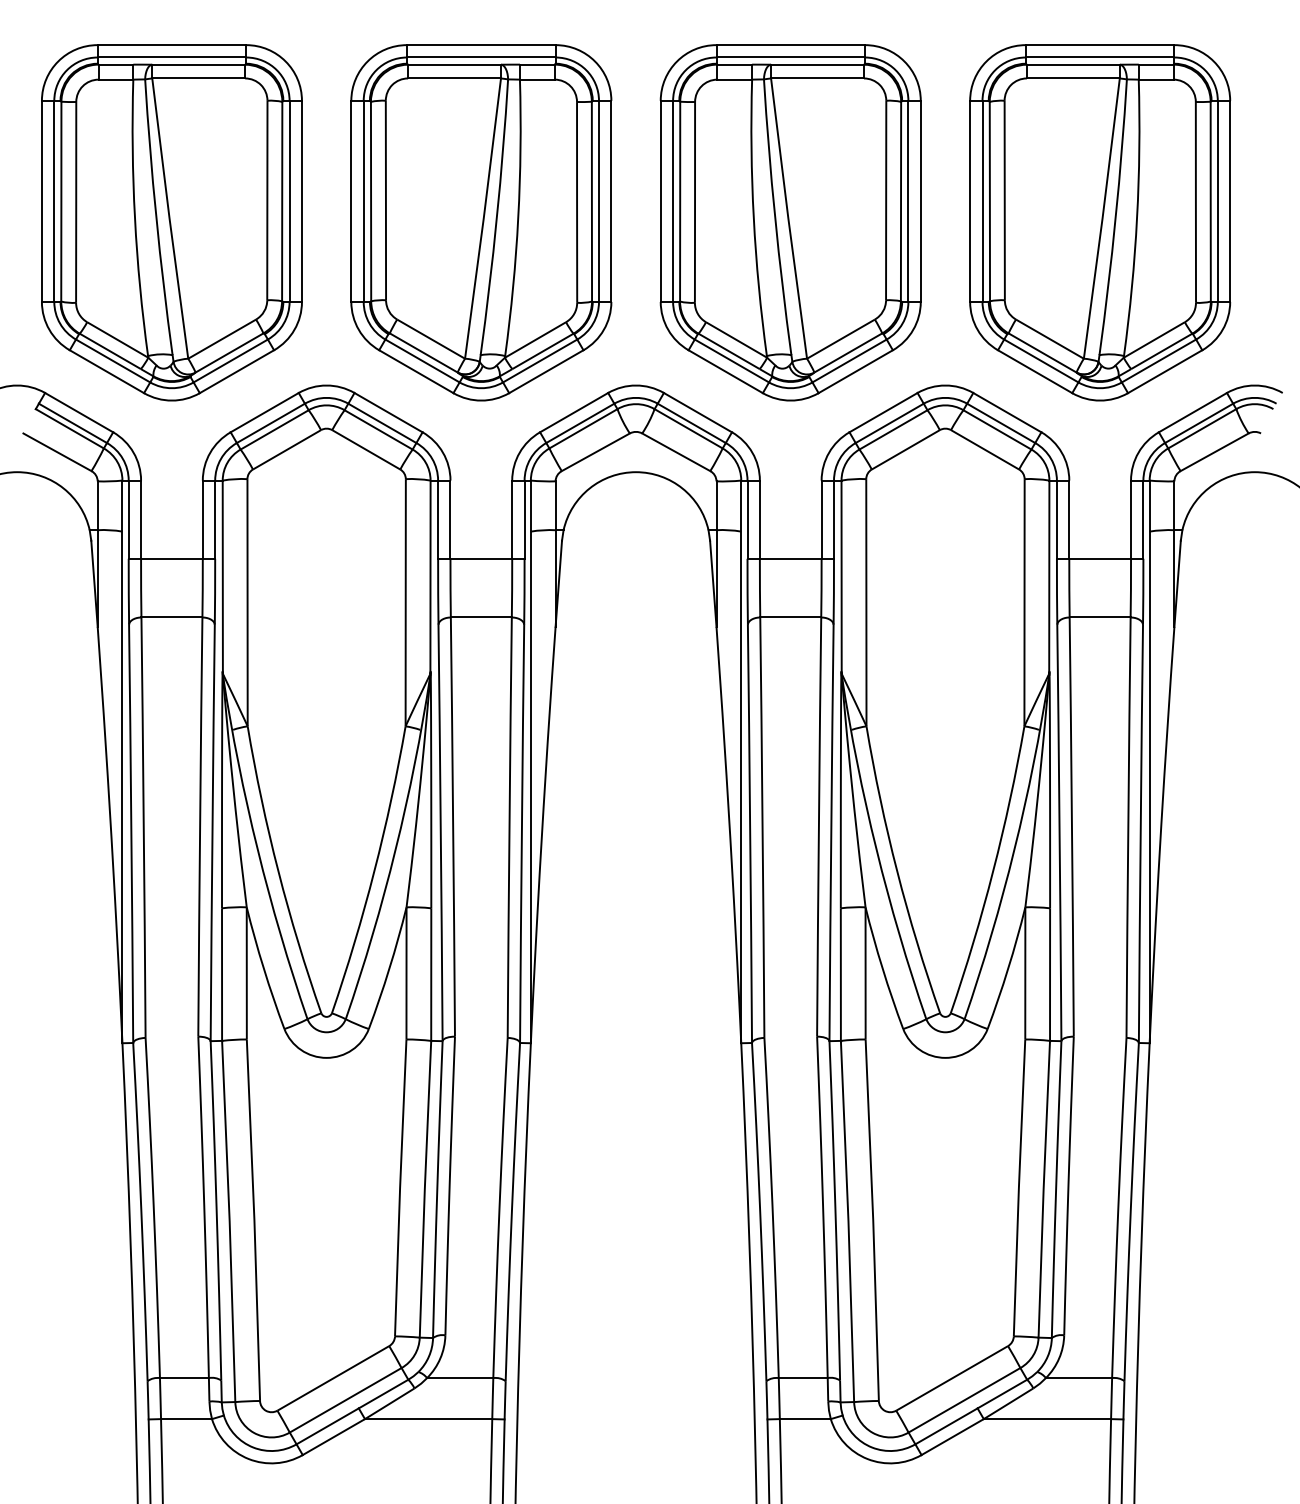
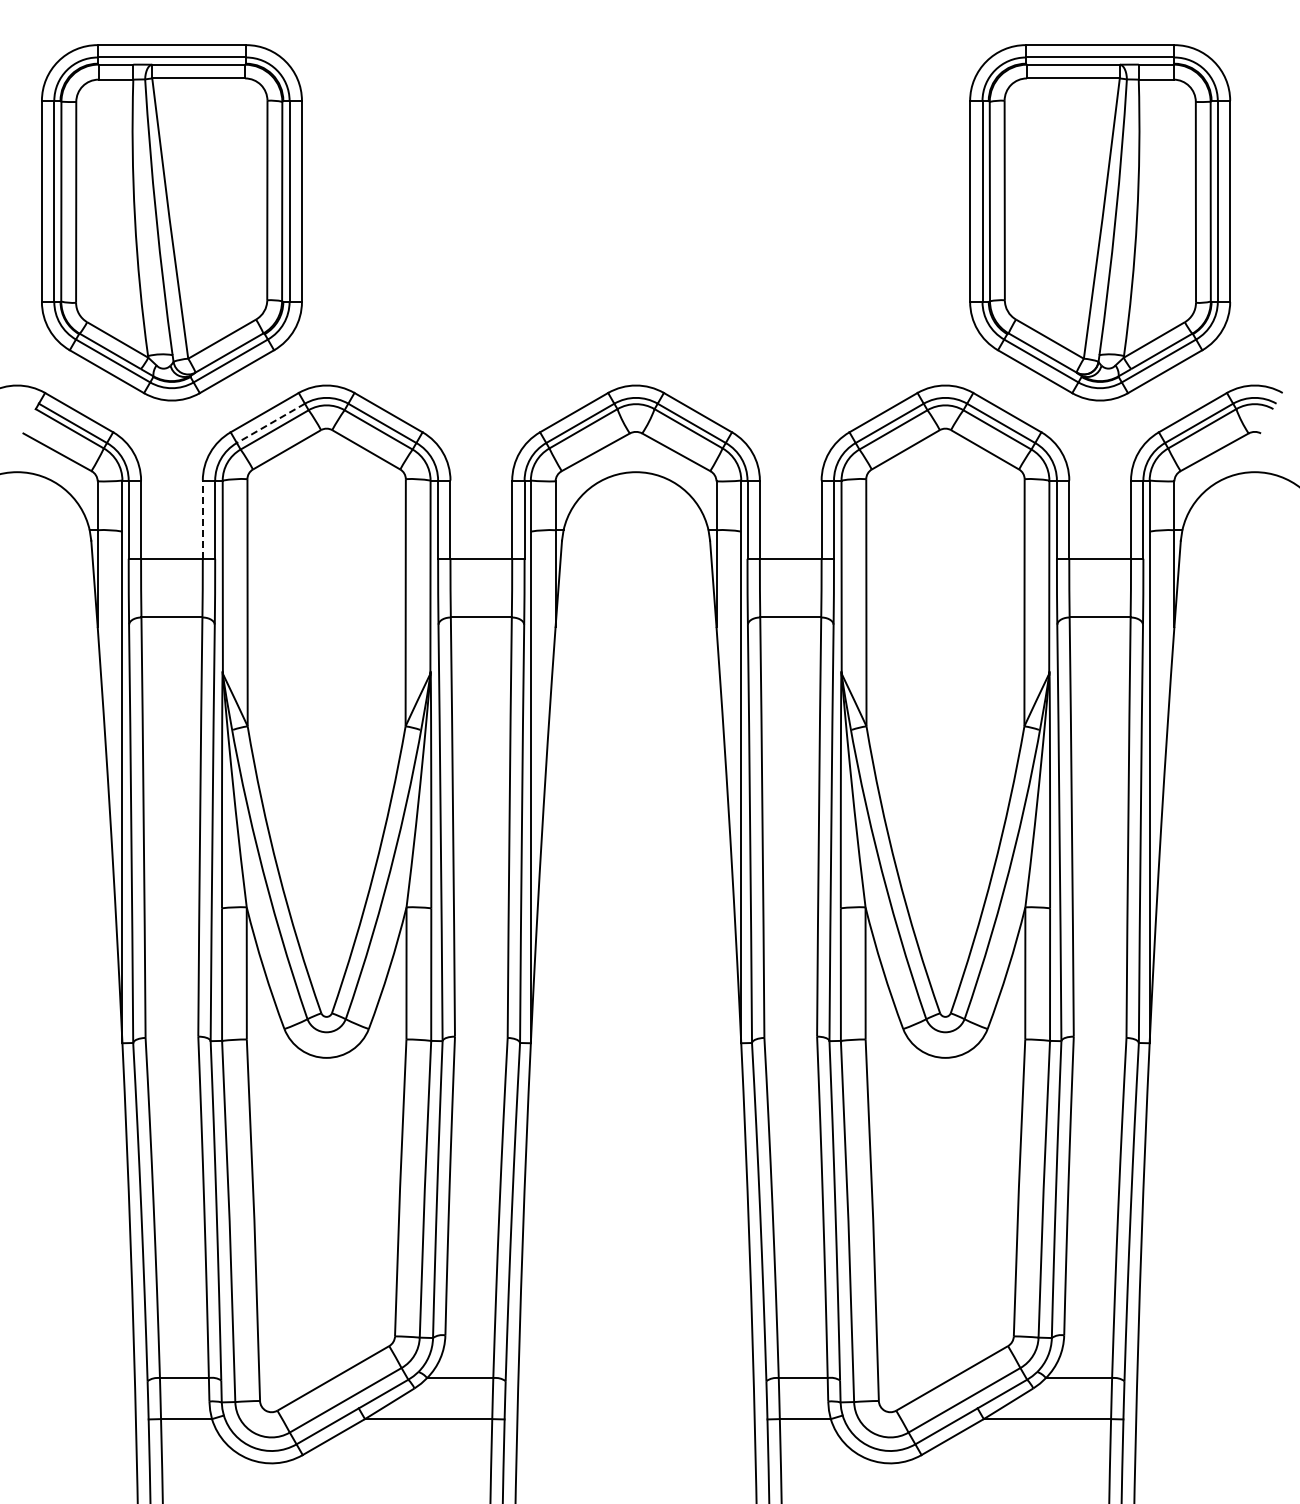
part: present -> none (481, 222)
part: present -> none (790, 222)
line: solid -> dashed (270, 423)
line: solid -> dashed (202, 519)
